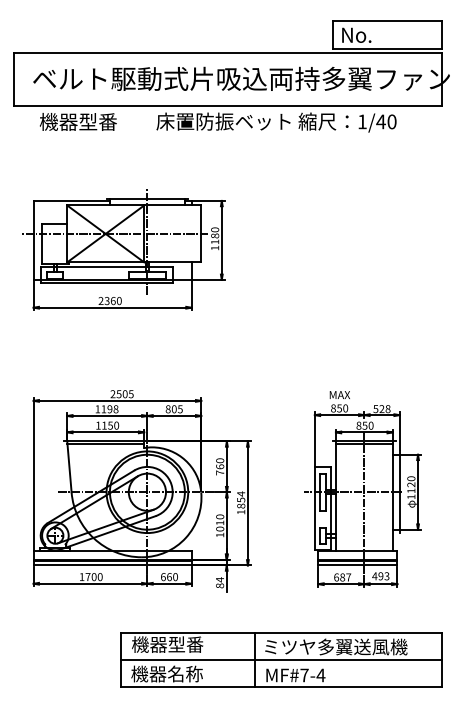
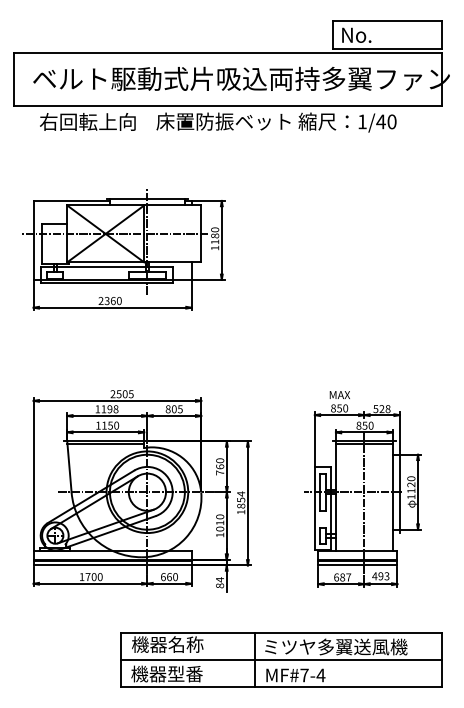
text: 機器型番 -> 右回転上向 (87, 121)
text: 機器型番 -> 機器名称 (185, 644)
text: 機器名称 -> 機器型番 (185, 673)
